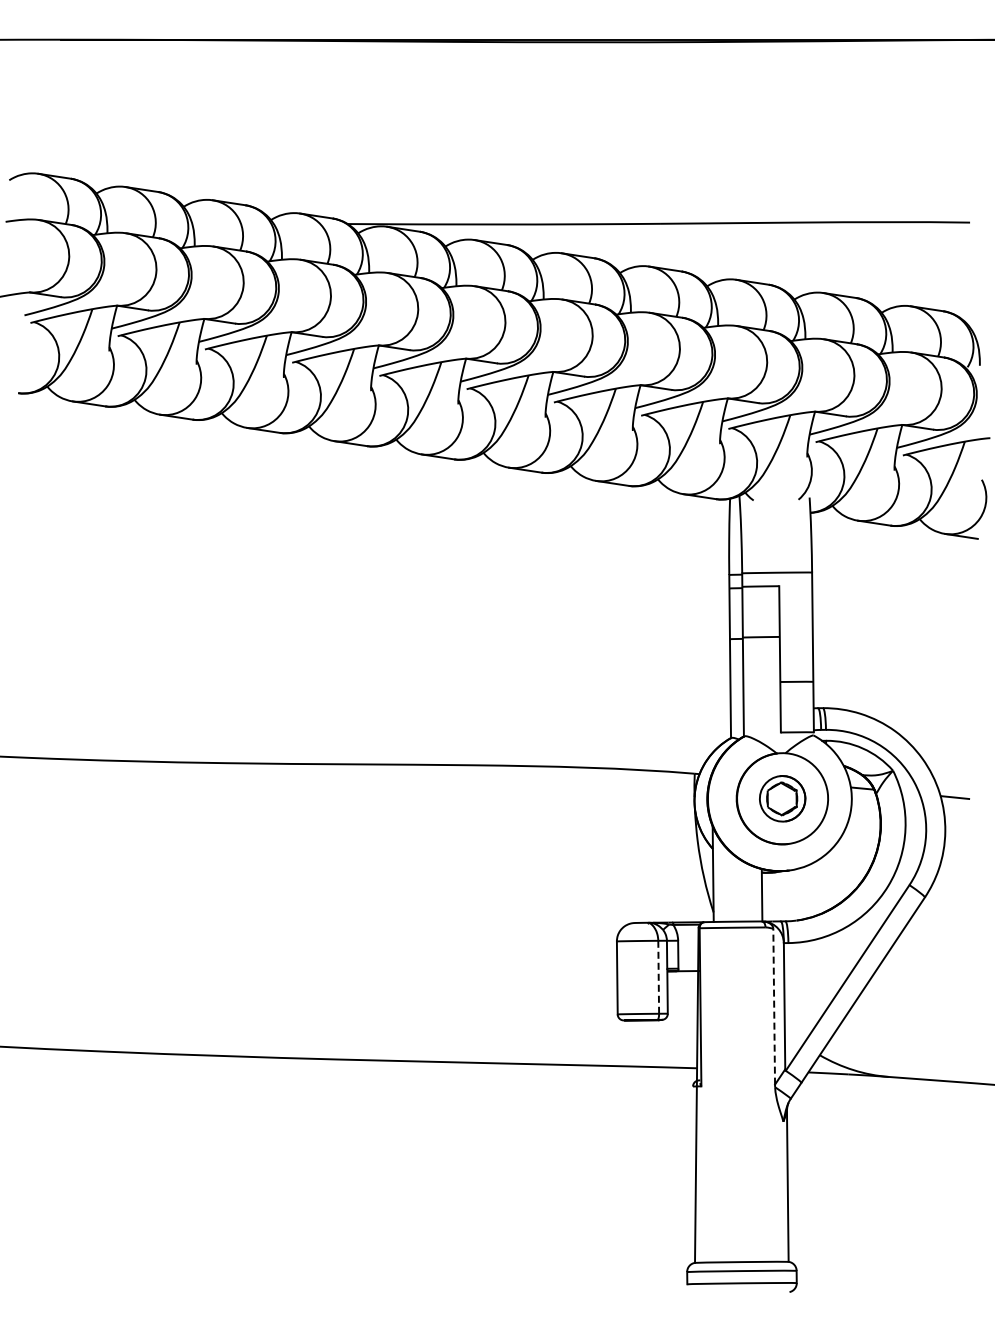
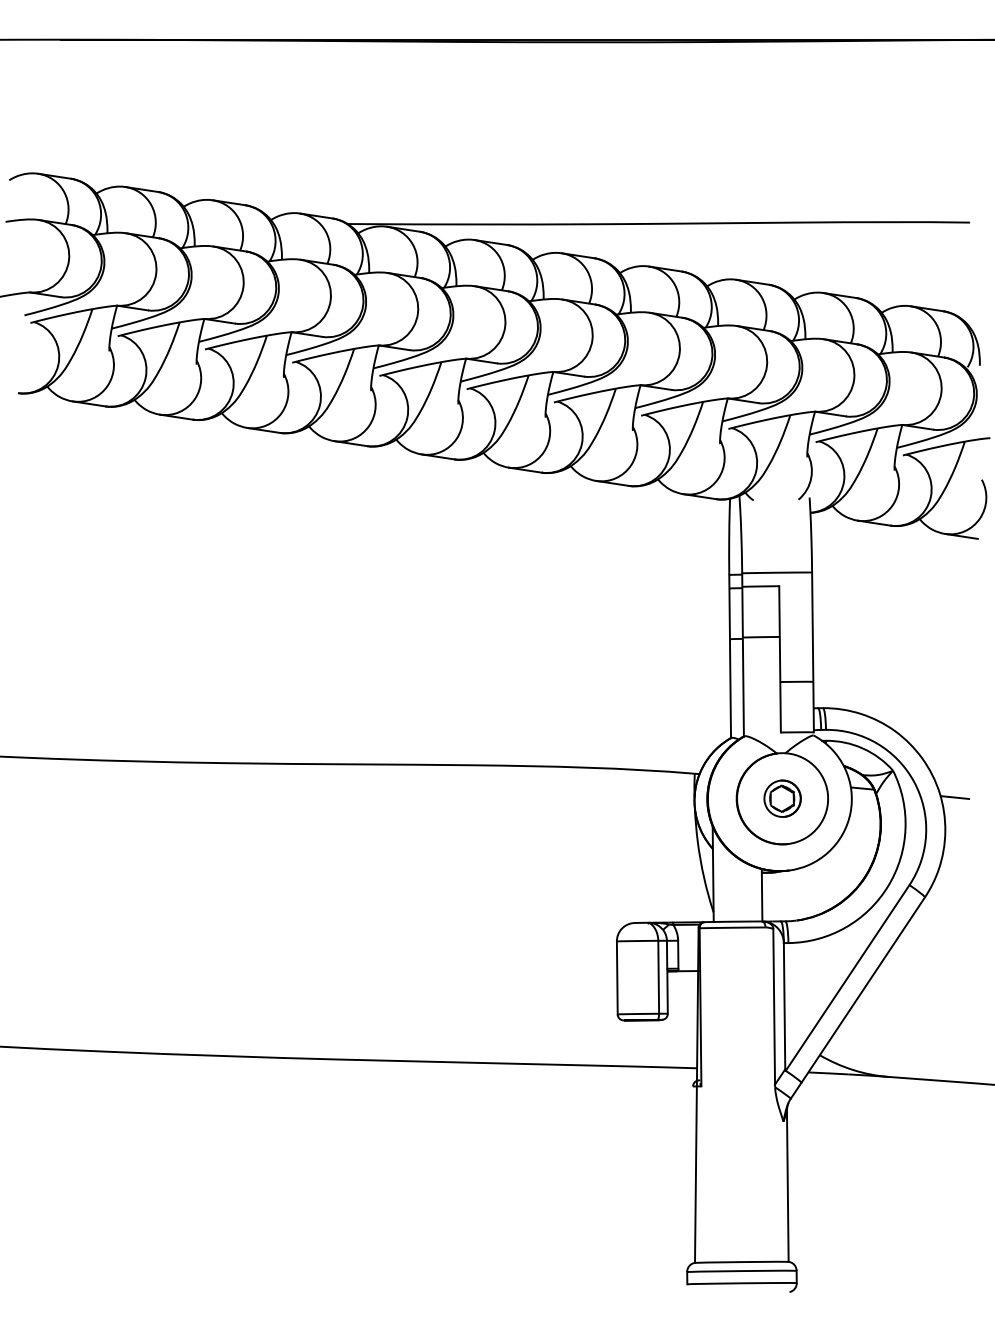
part size: 48x48 px -> 39x39 px (782, 798)
line: dashed -> solid (658, 977)
line: dashed -> solid (774, 1006)
